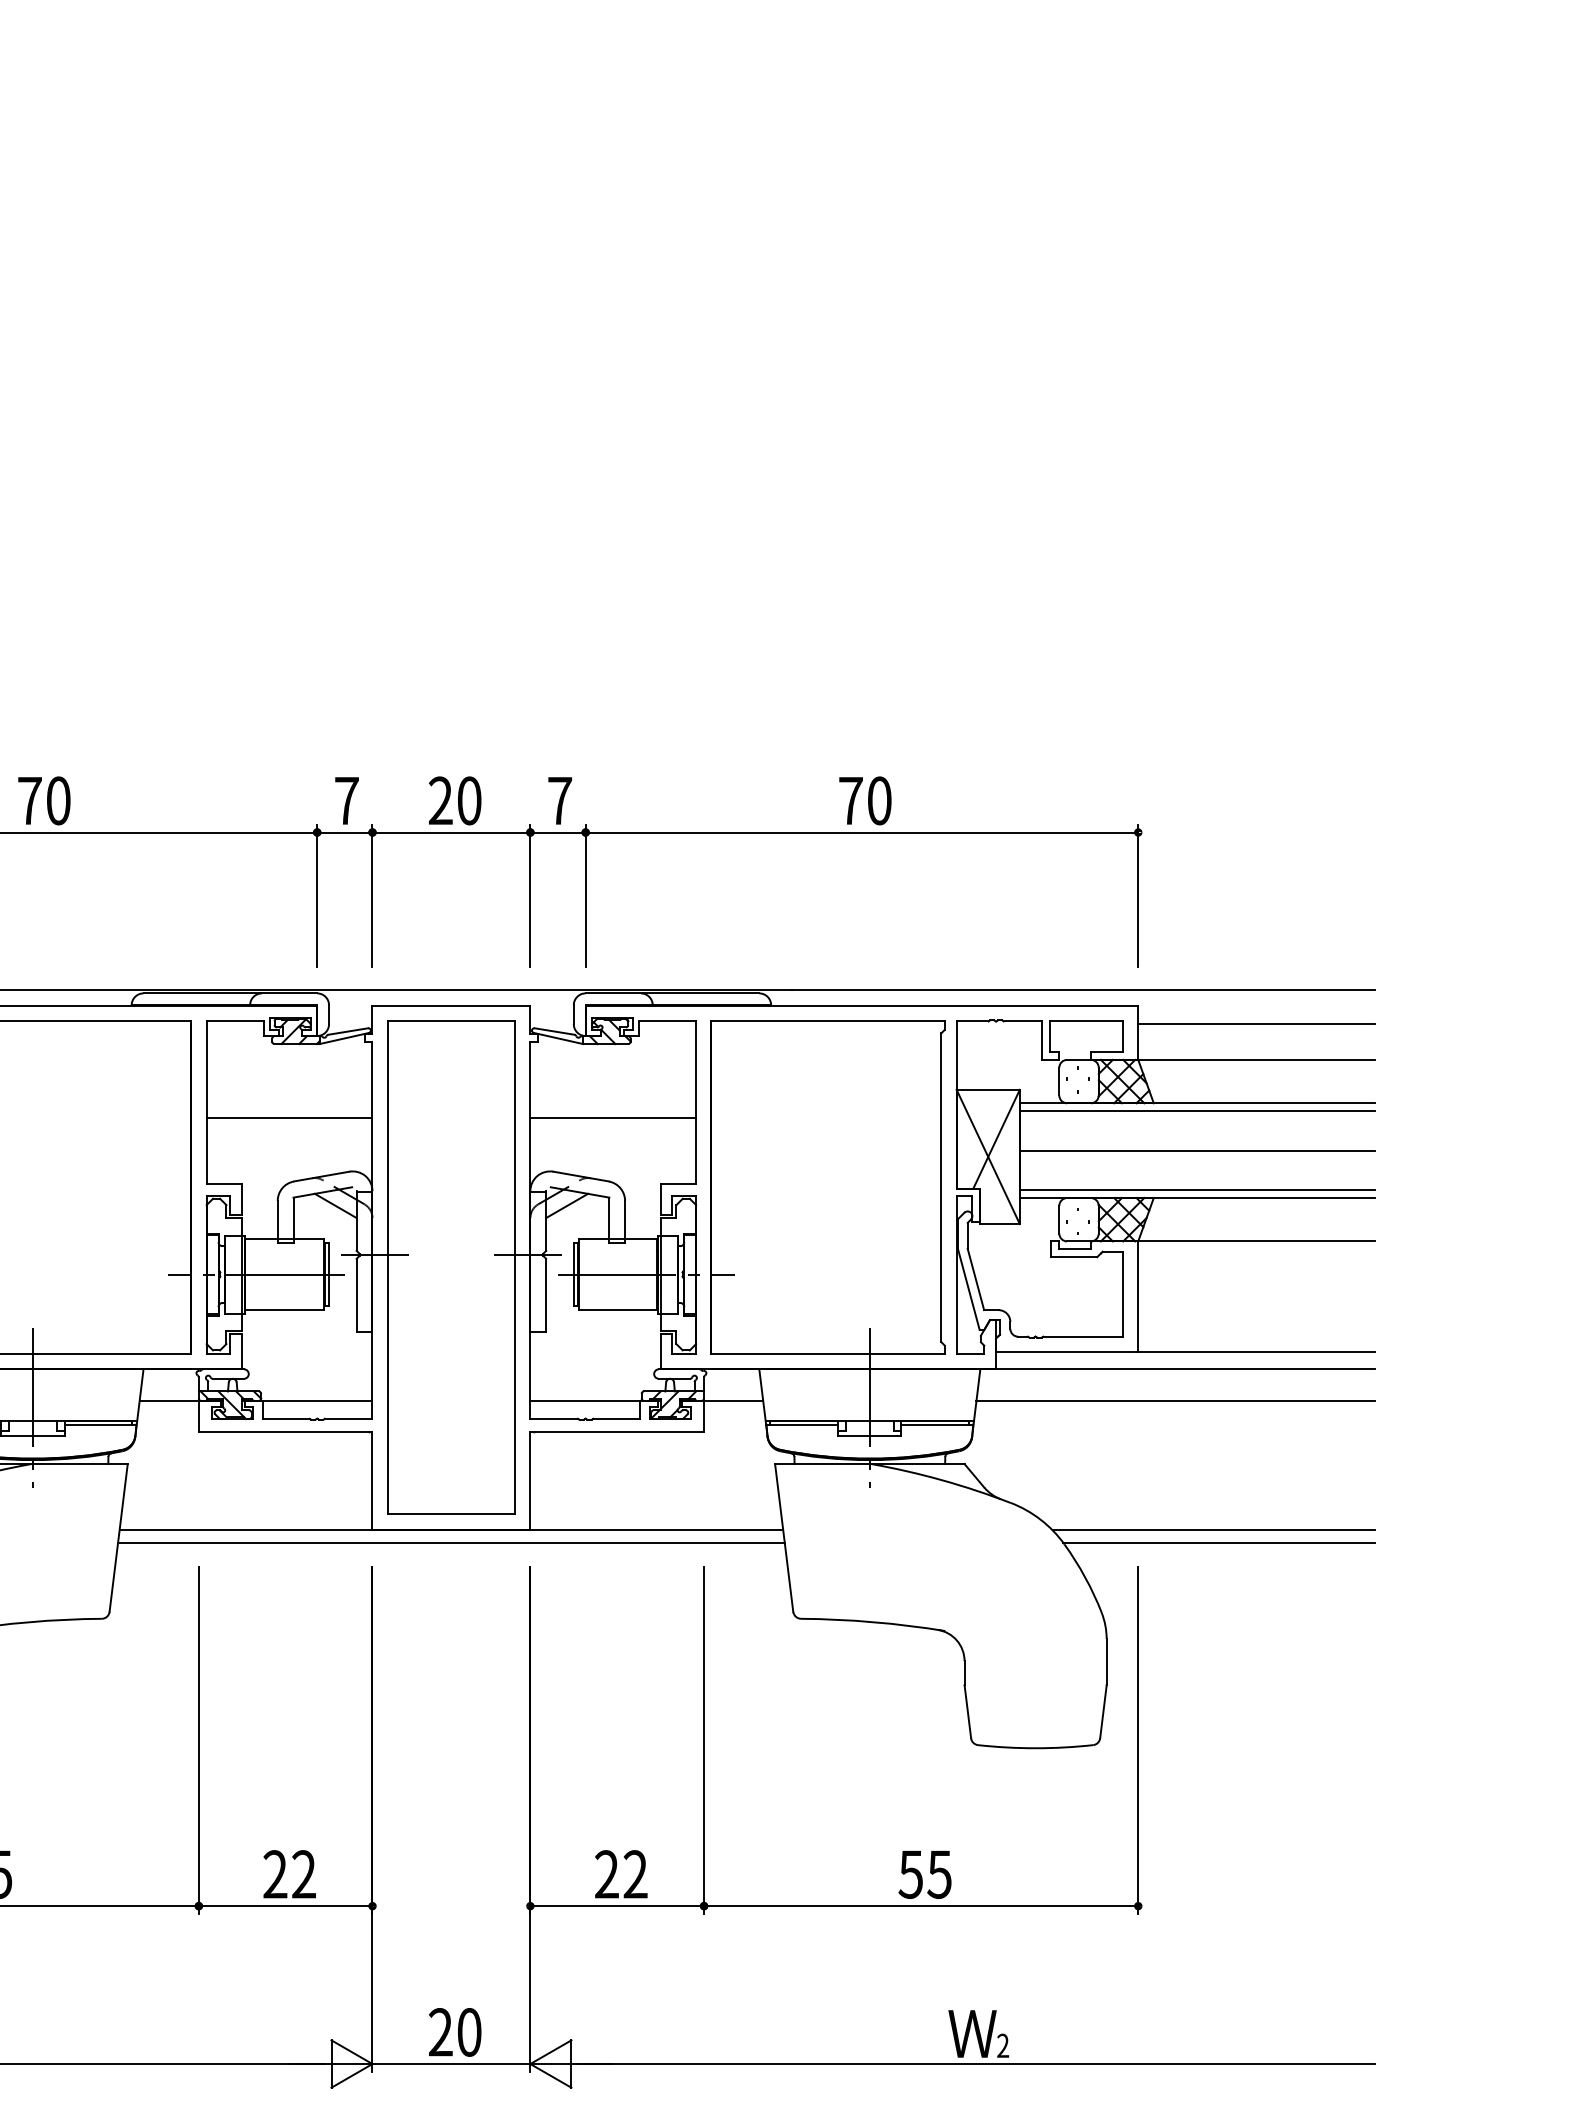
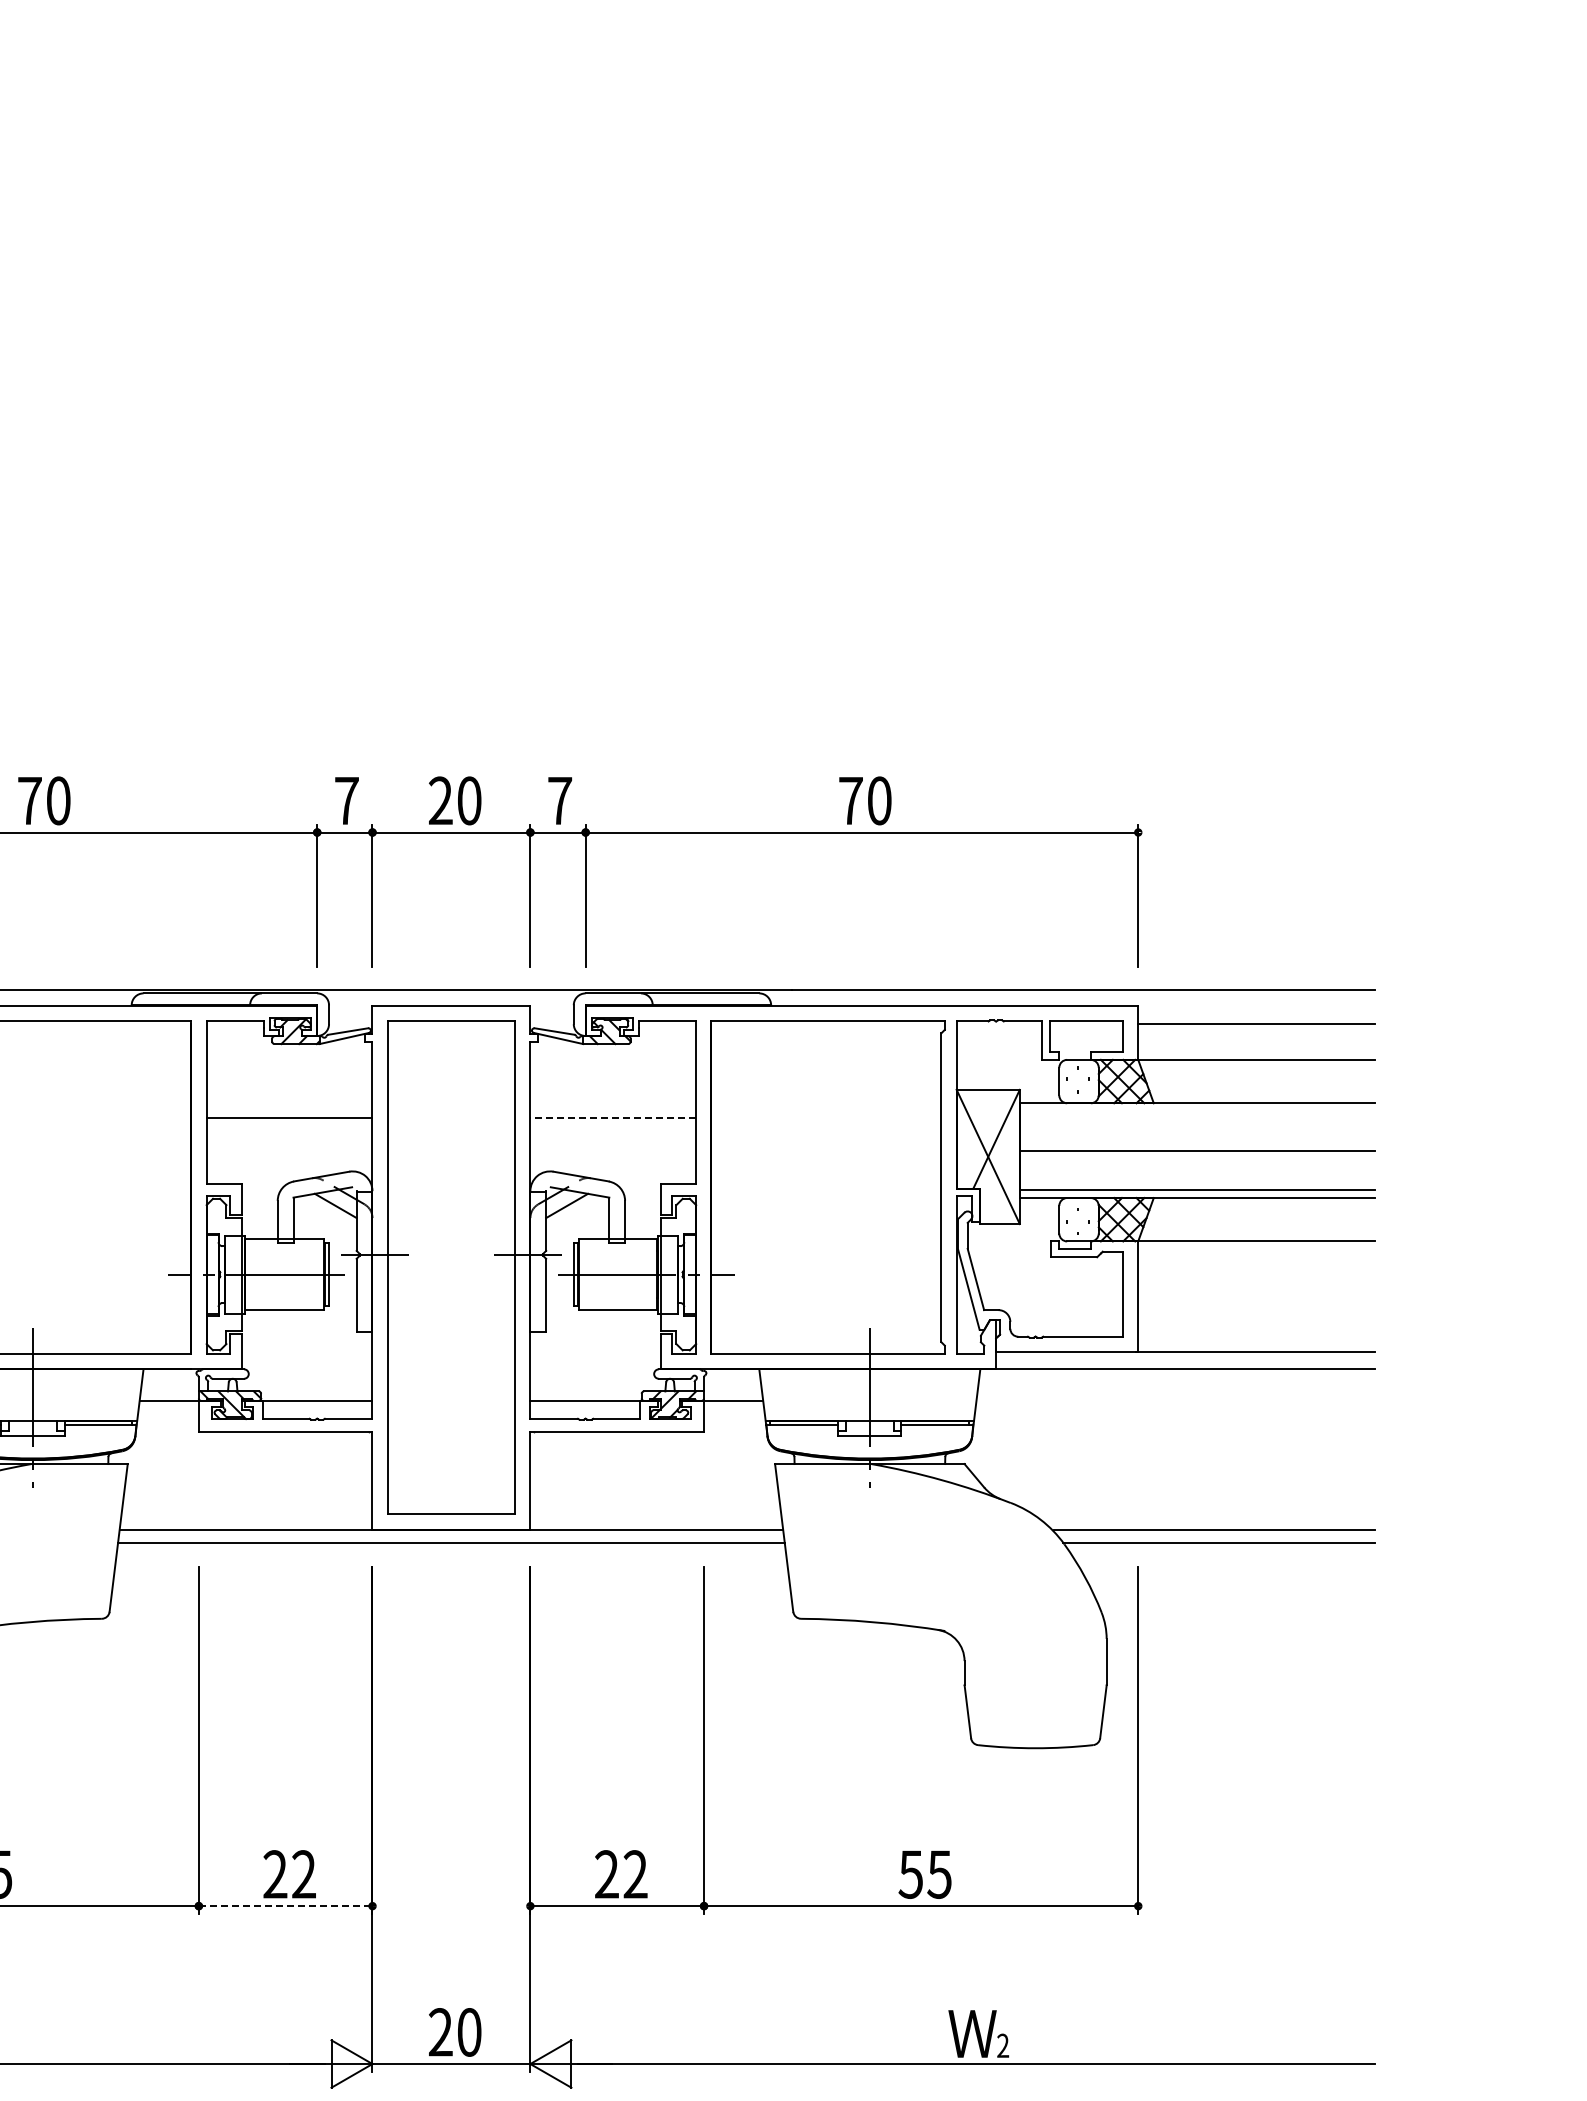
line: present -> none (1197, 1111)
line: solid -> dashed (613, 1118)
line: present -> none (1175, 1400)
line: solid -> dashed (285, 1906)
